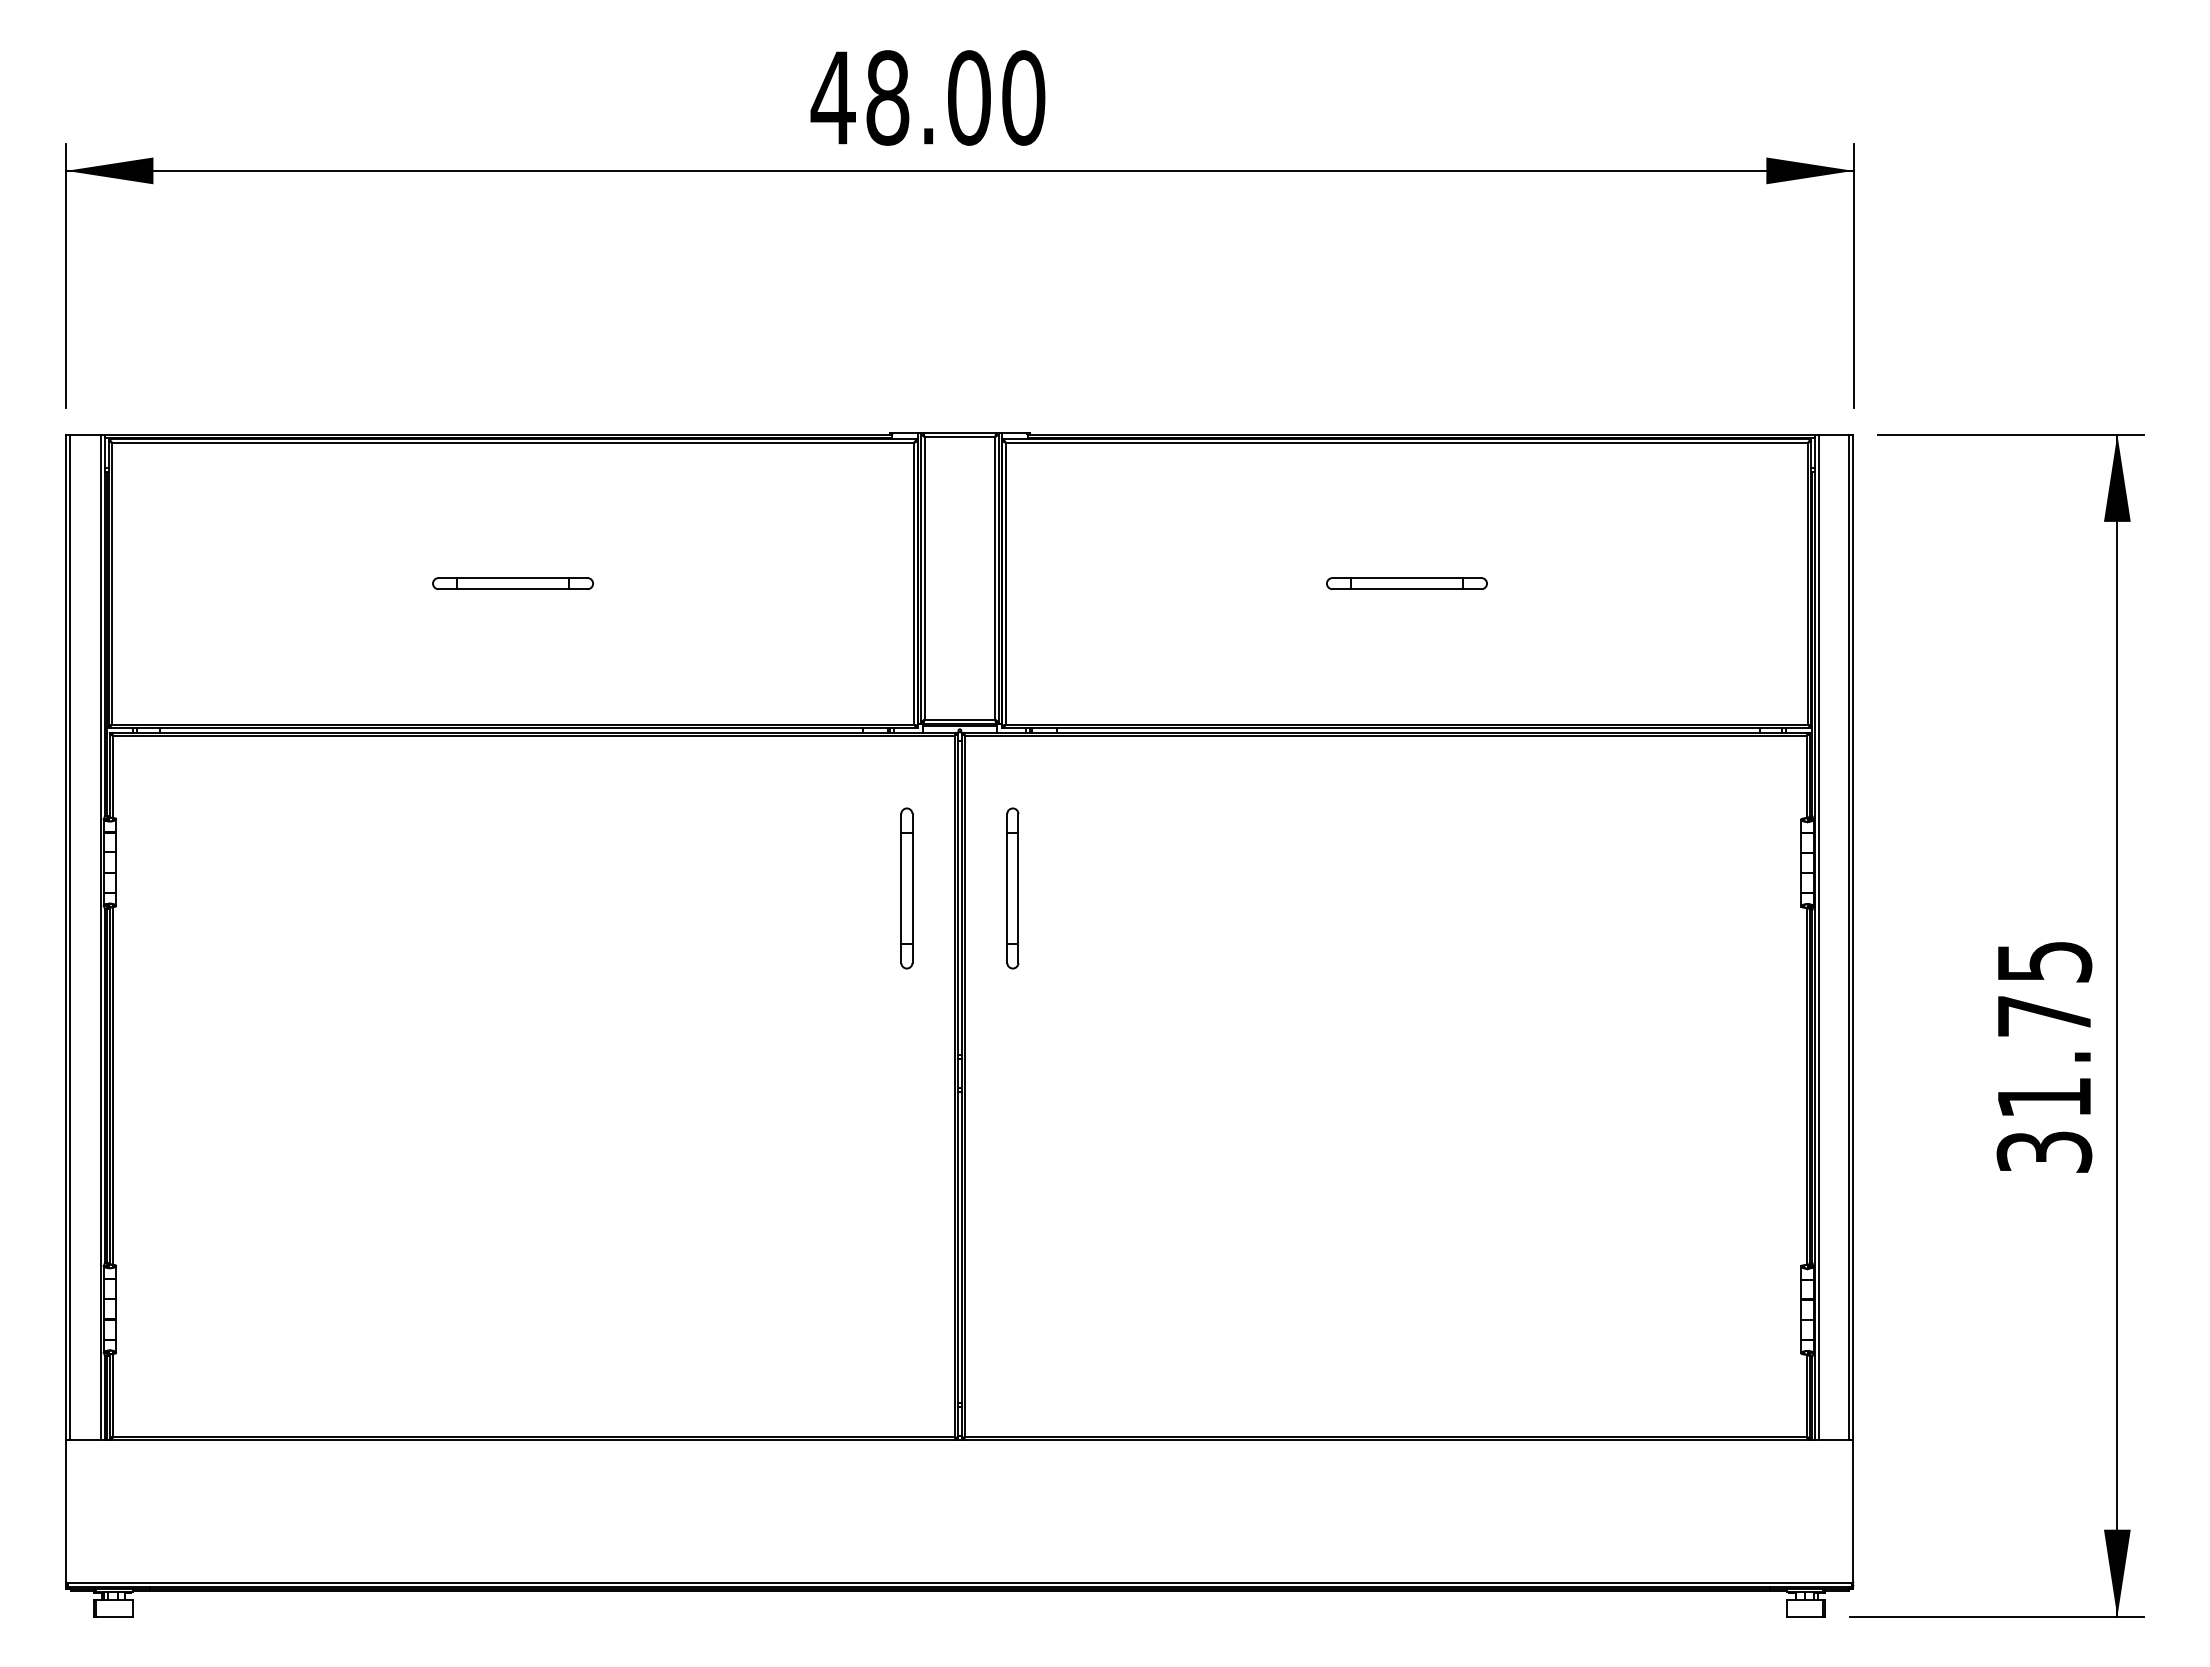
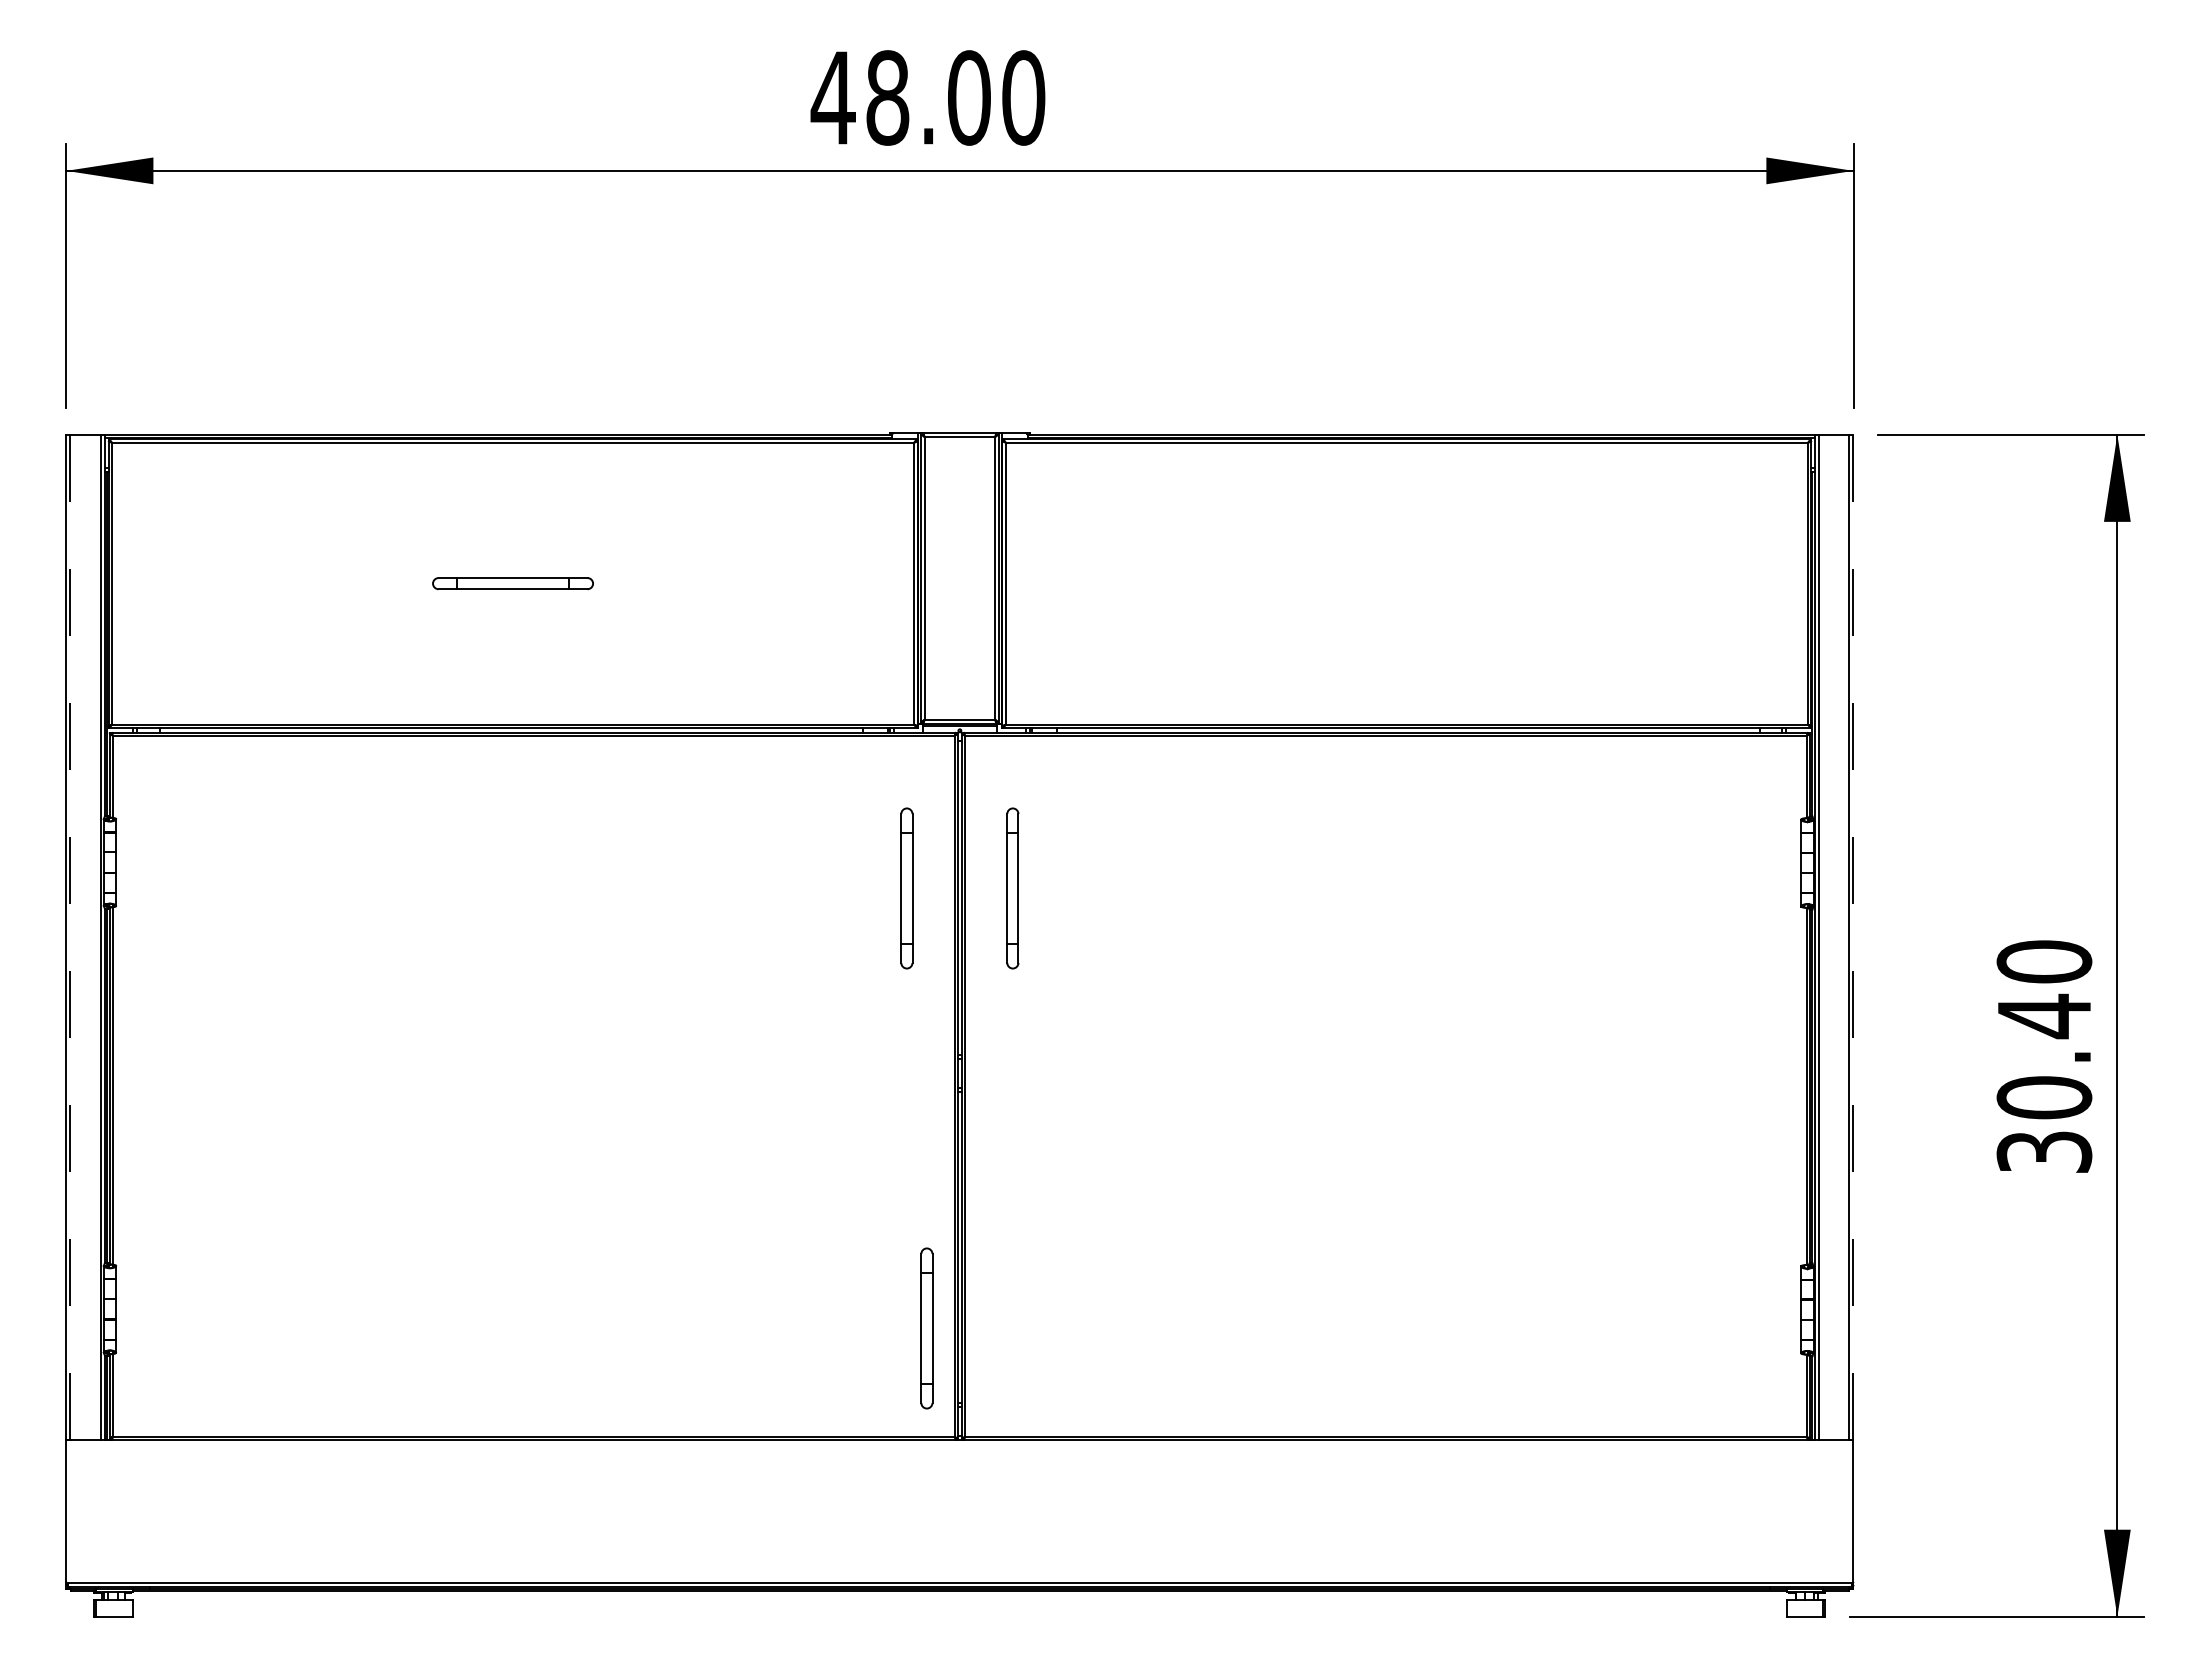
part: present -> none (1406, 583)
line: solid -> dashed (70, 937)
line: solid -> dashed (1853, 937)
text: 31.75 -> 30.40 (2044, 1029)
part: none -> present (926, 1328)
